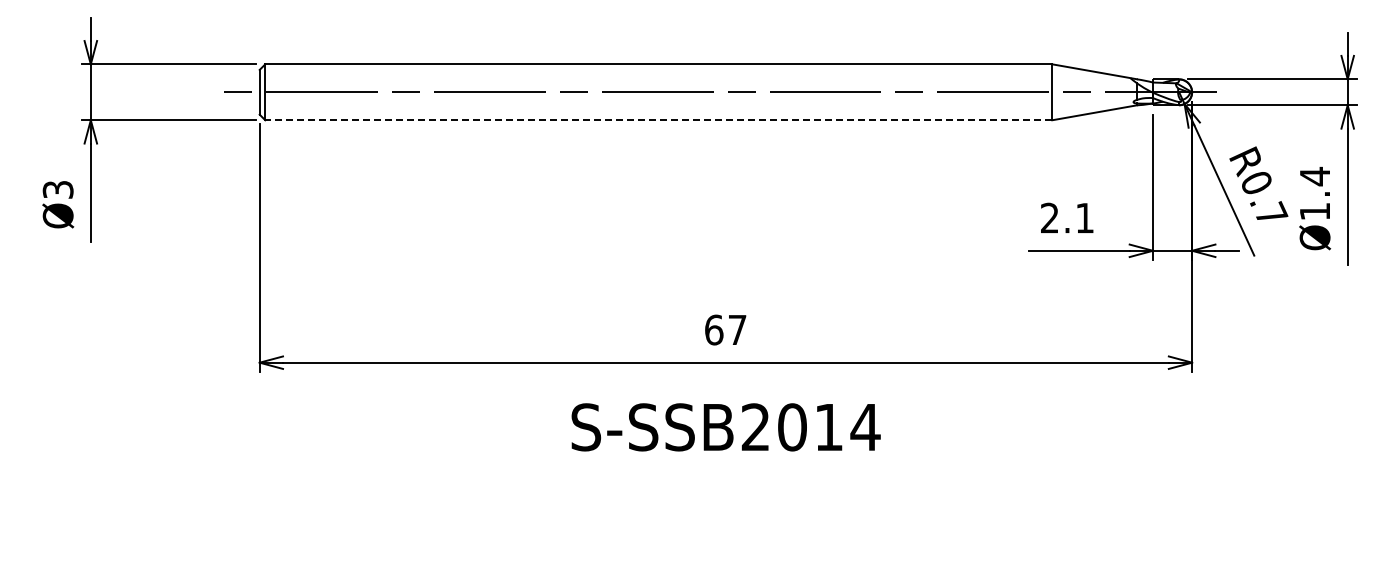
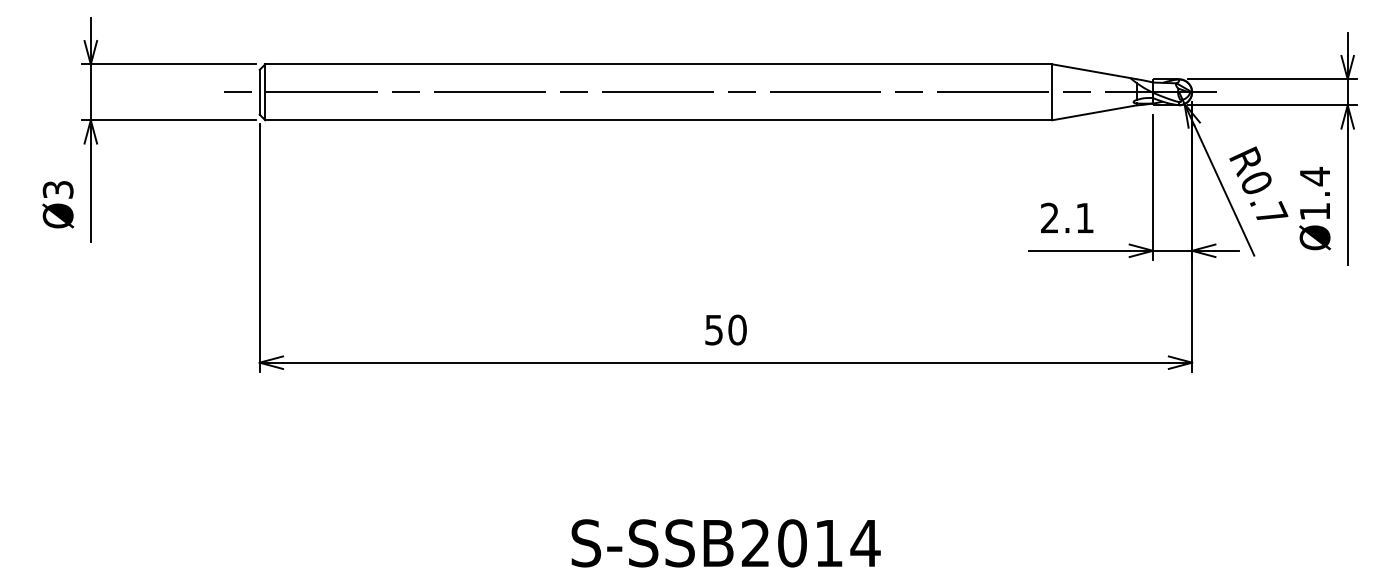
line: dashed -> solid (658, 120)
text: 67 -> 50 (725, 329)
text position: (725, 427) -> (725, 543) (725, 543)
